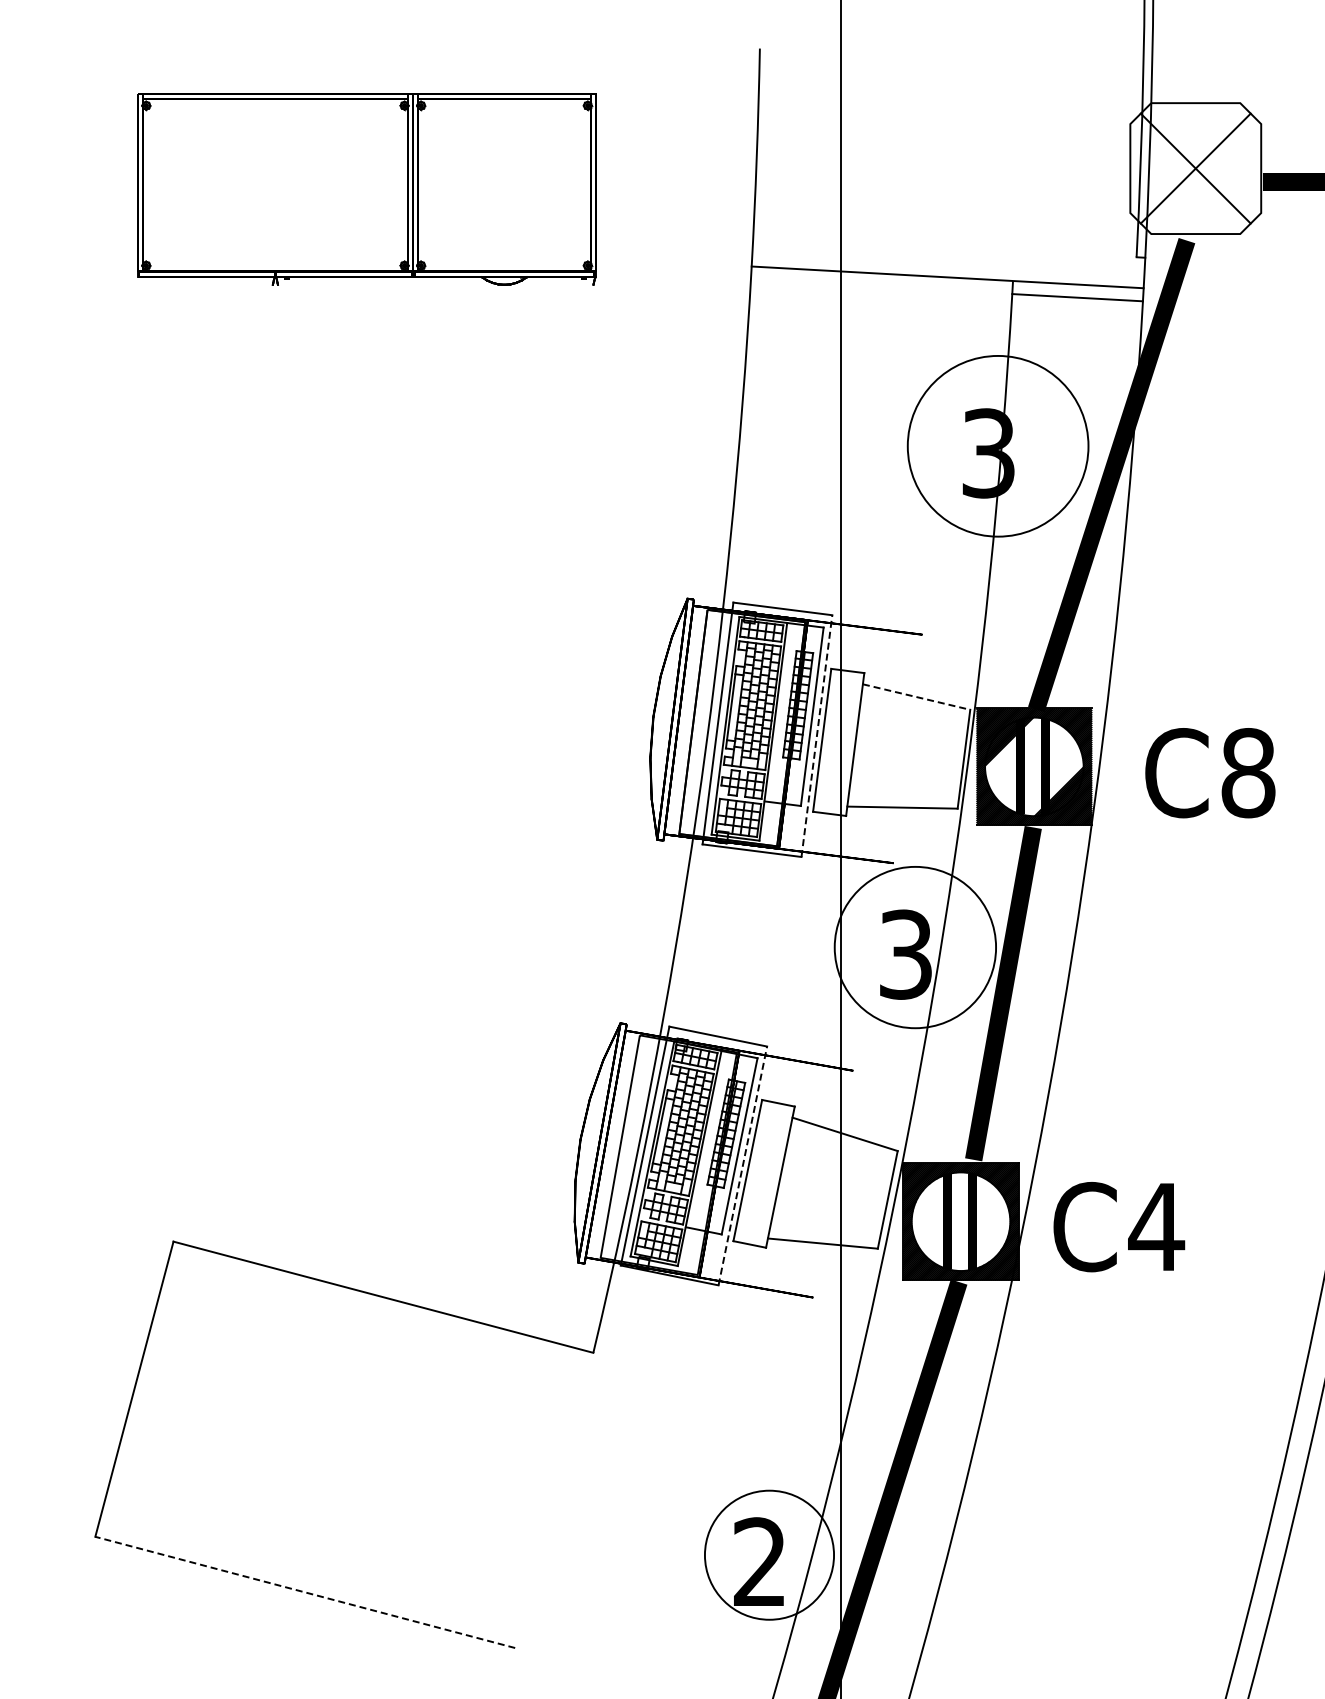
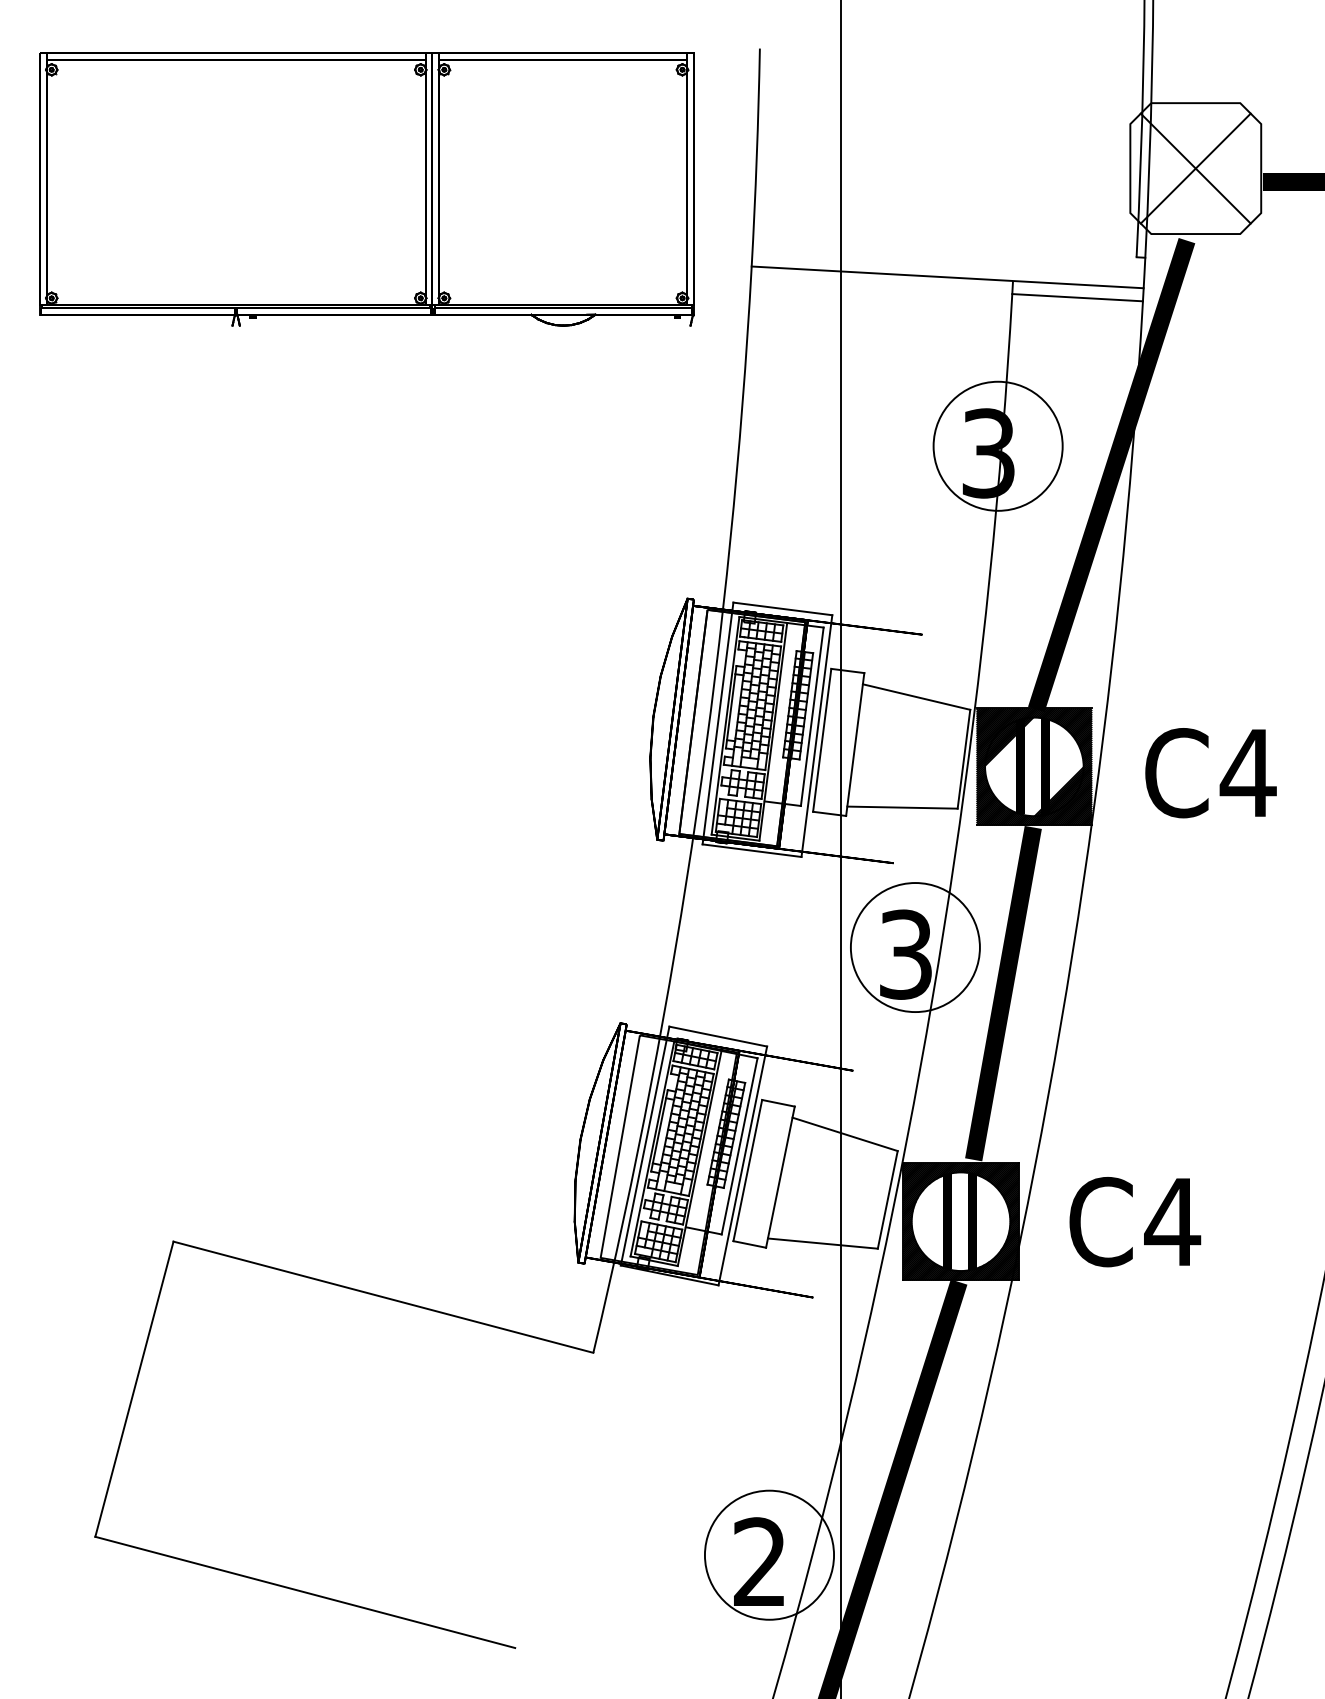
part size: 460x193 px -> 656x275 px (366, 189)
circle diameter: 181 px -> 129 px (997, 445)
line: dashed -> solid (917, 697)
line: dashed -> solid (816, 736)
text: C8 -> C4 (1247, 773)
circle diameter: 161 px -> 129 px (914, 947)
line: dashed -> solid (742, 1165)
text position: (1119, 1227) -> (1135, 1222) (1135, 1222)
line: dashed -> solid (304, 1592)
